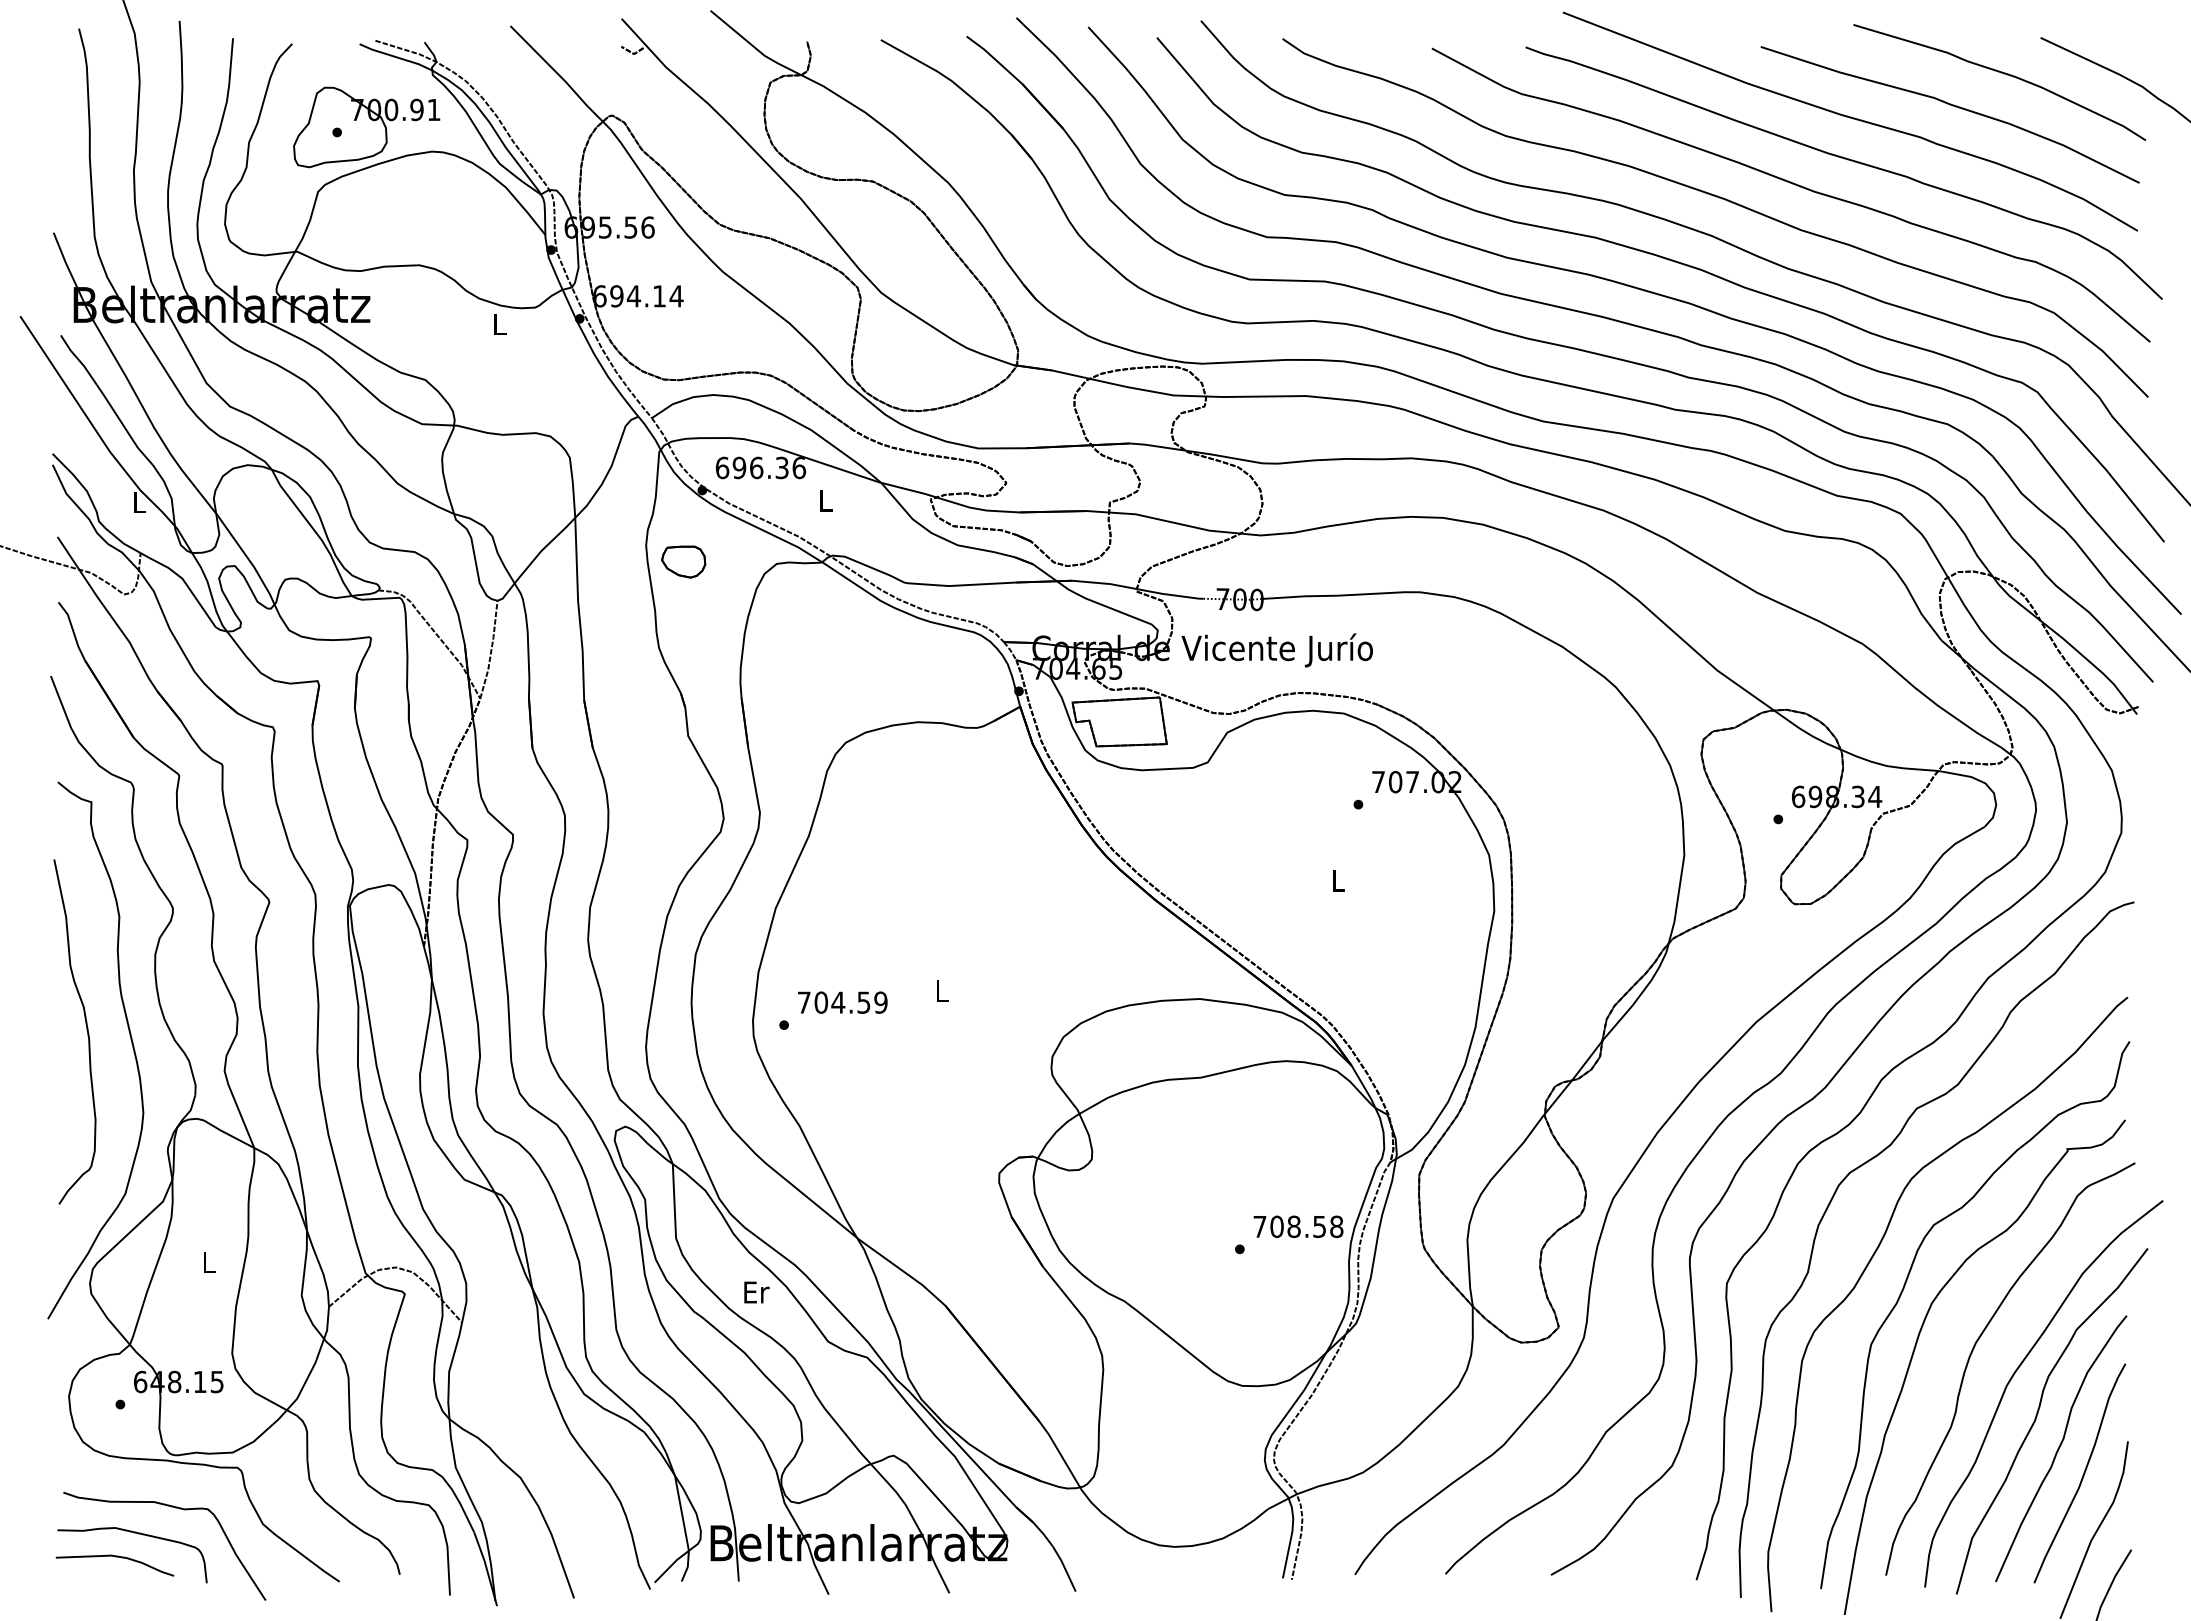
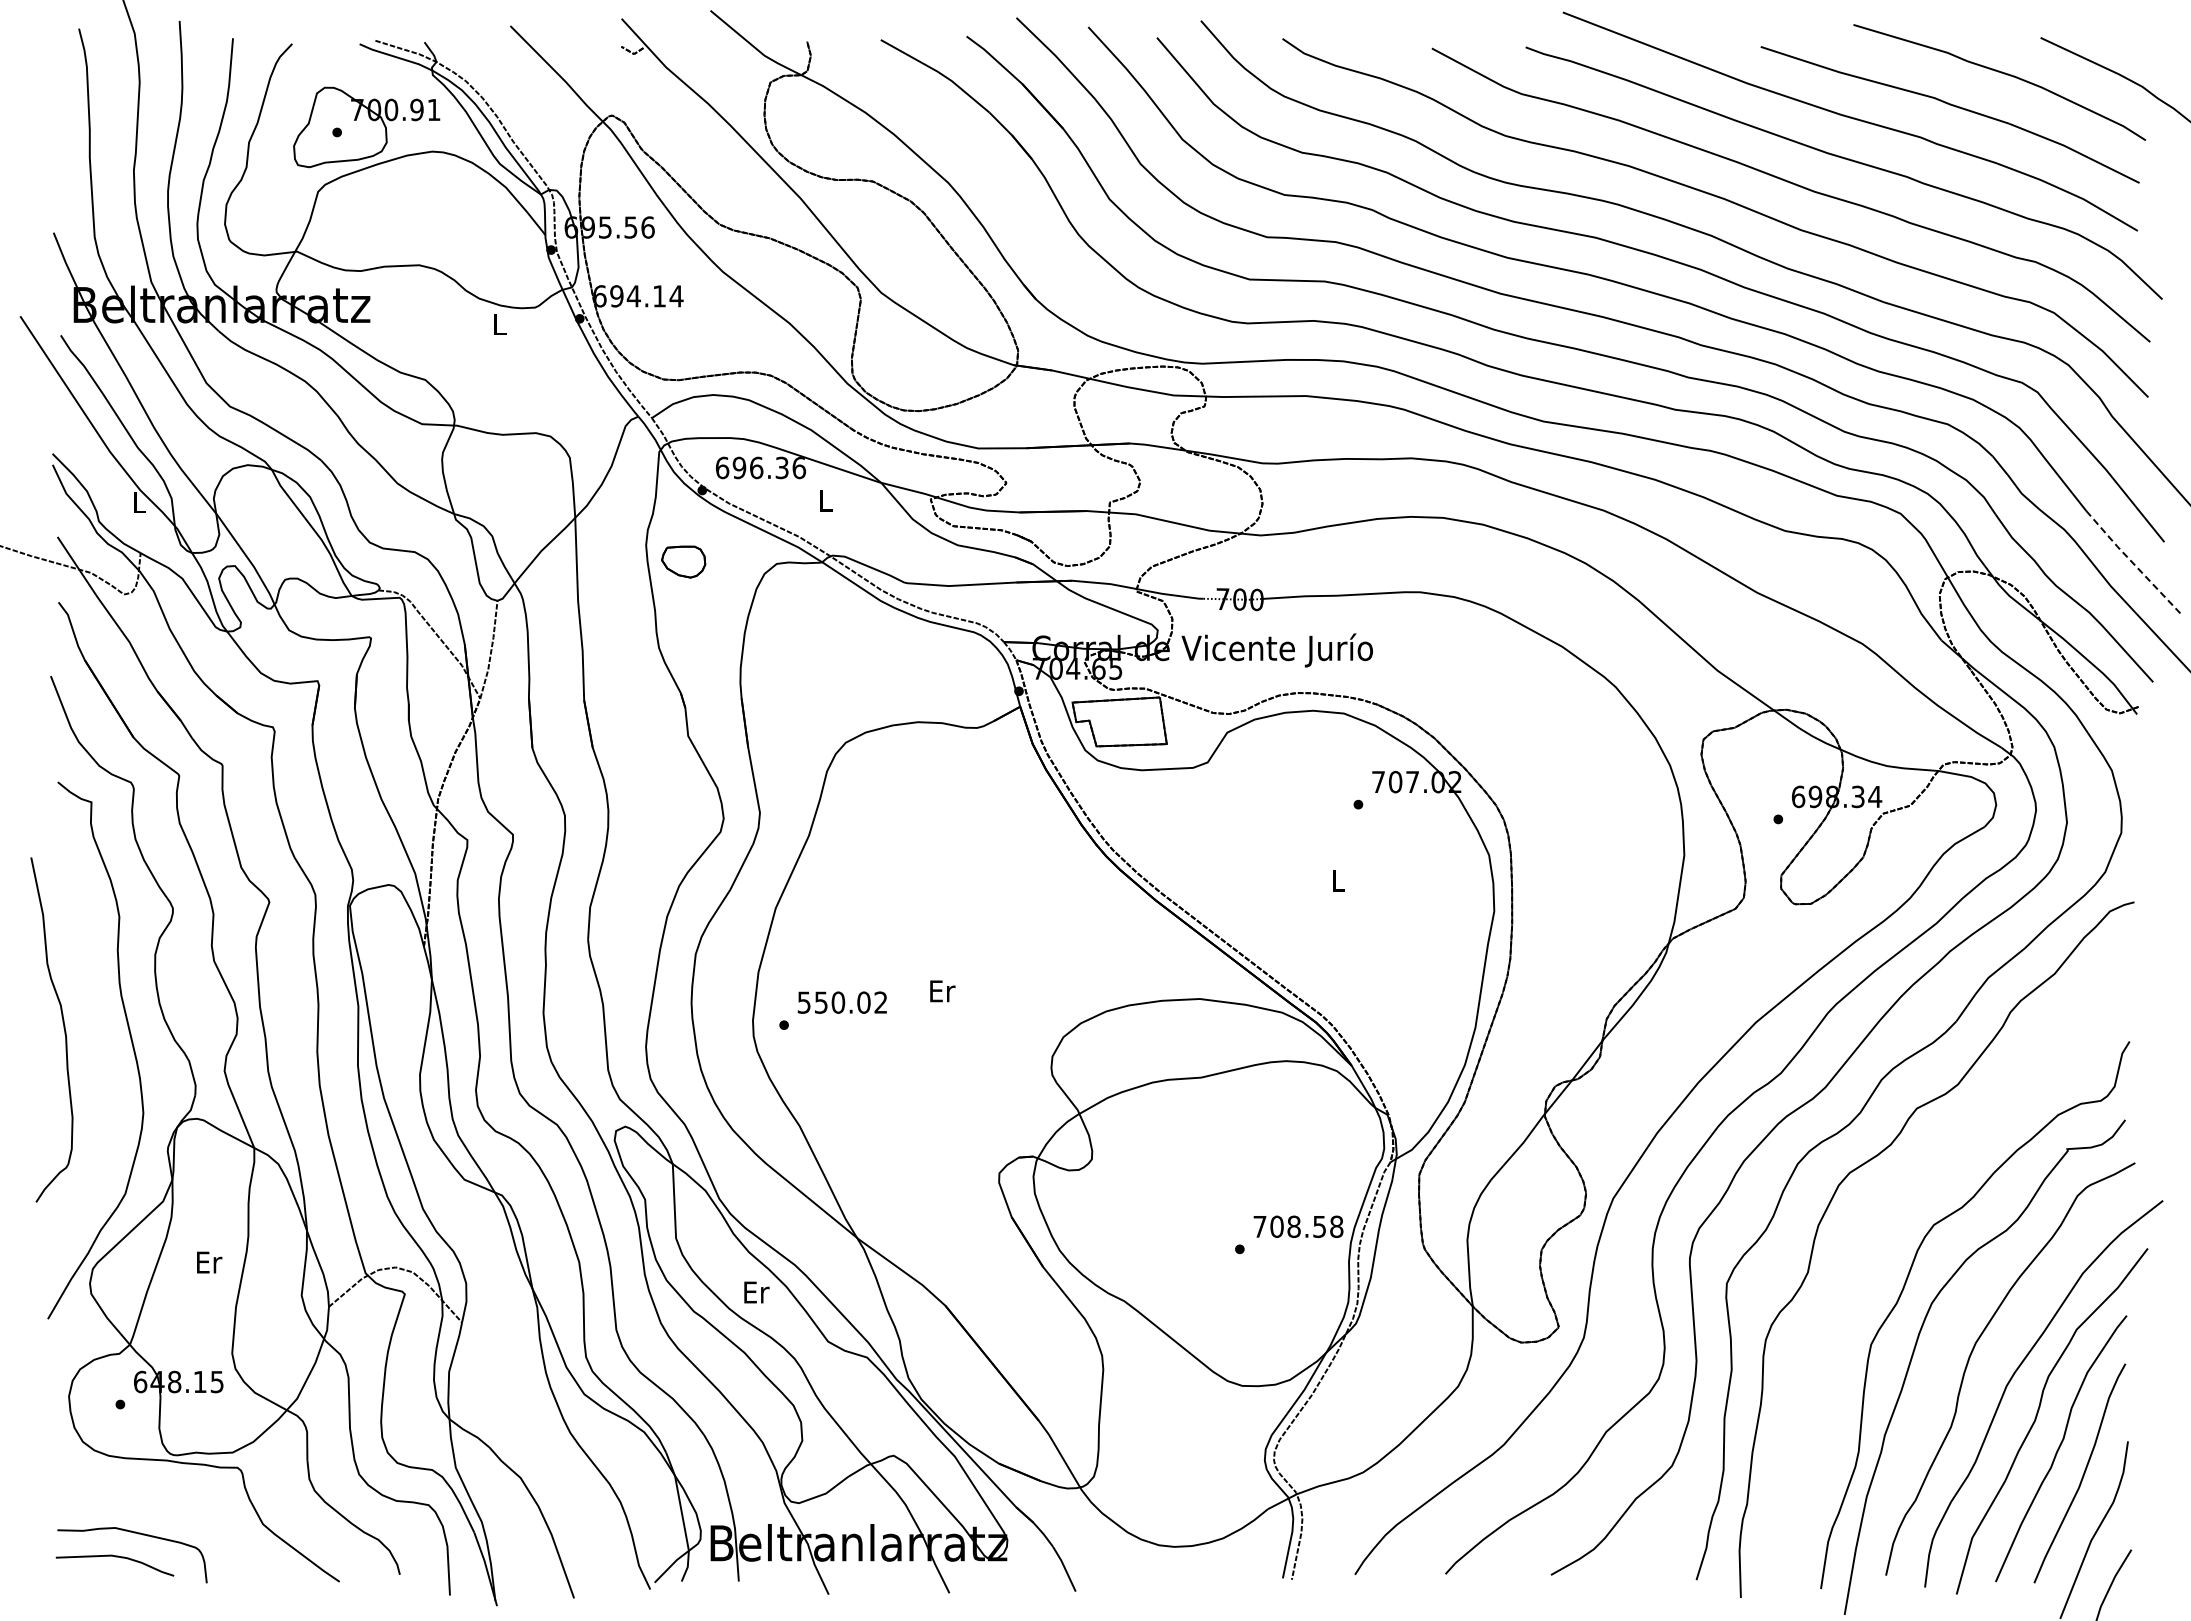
line: solid -> dashed (2133, 563)
text: L -> Er (942, 991)
text: 704.59 -> 550.02 (842, 1002)
curve position: (86, 1030) -> (63, 1028) (63, 1028)
curve: present -> none (1873, 1257)
text: L -> Er (209, 1262)
curve: present -> none (175, 1508)
